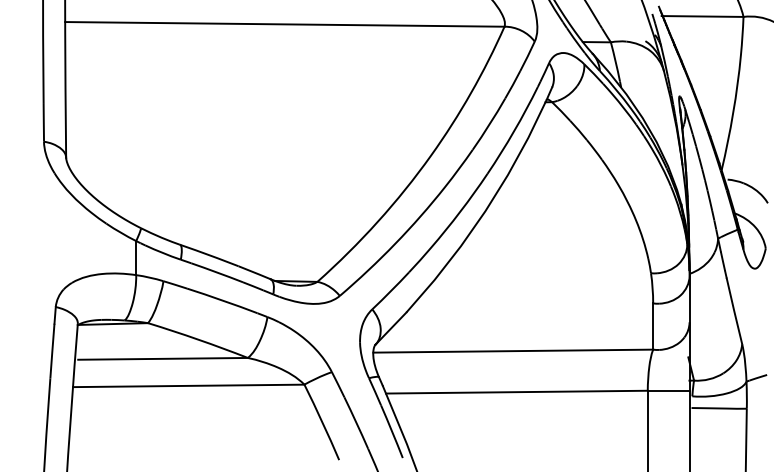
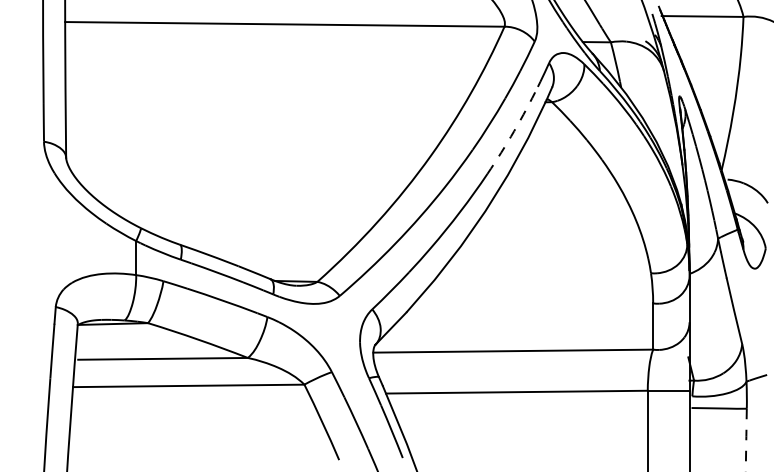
arc: solid -> dashed (514, 131)
arc: solid -> dashed (746, 440)
